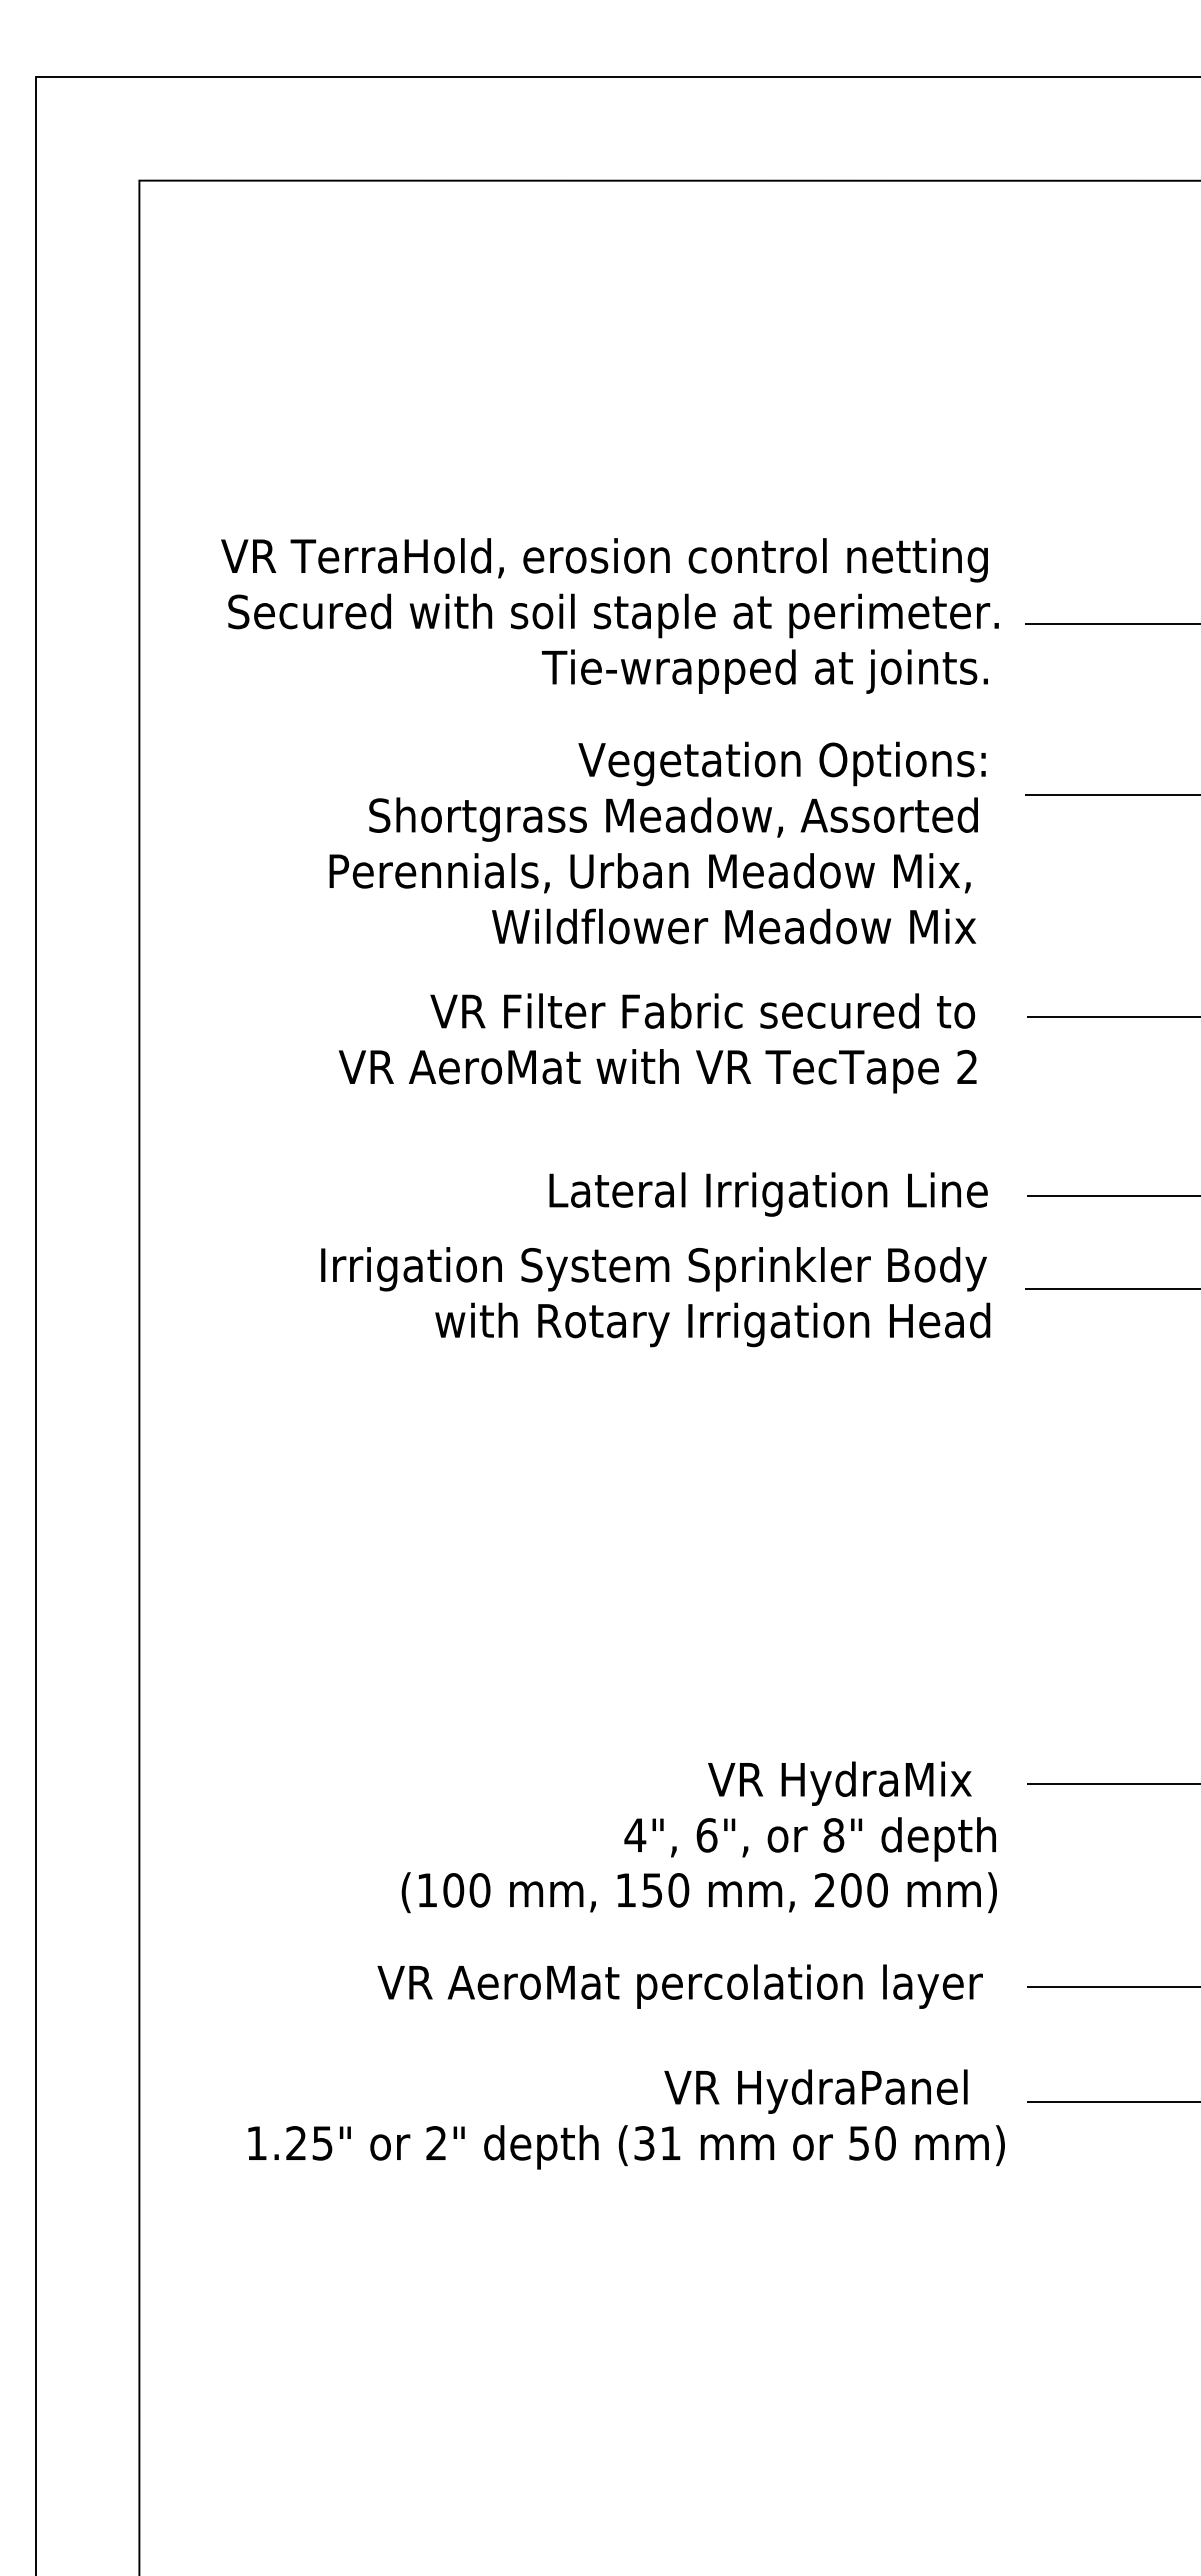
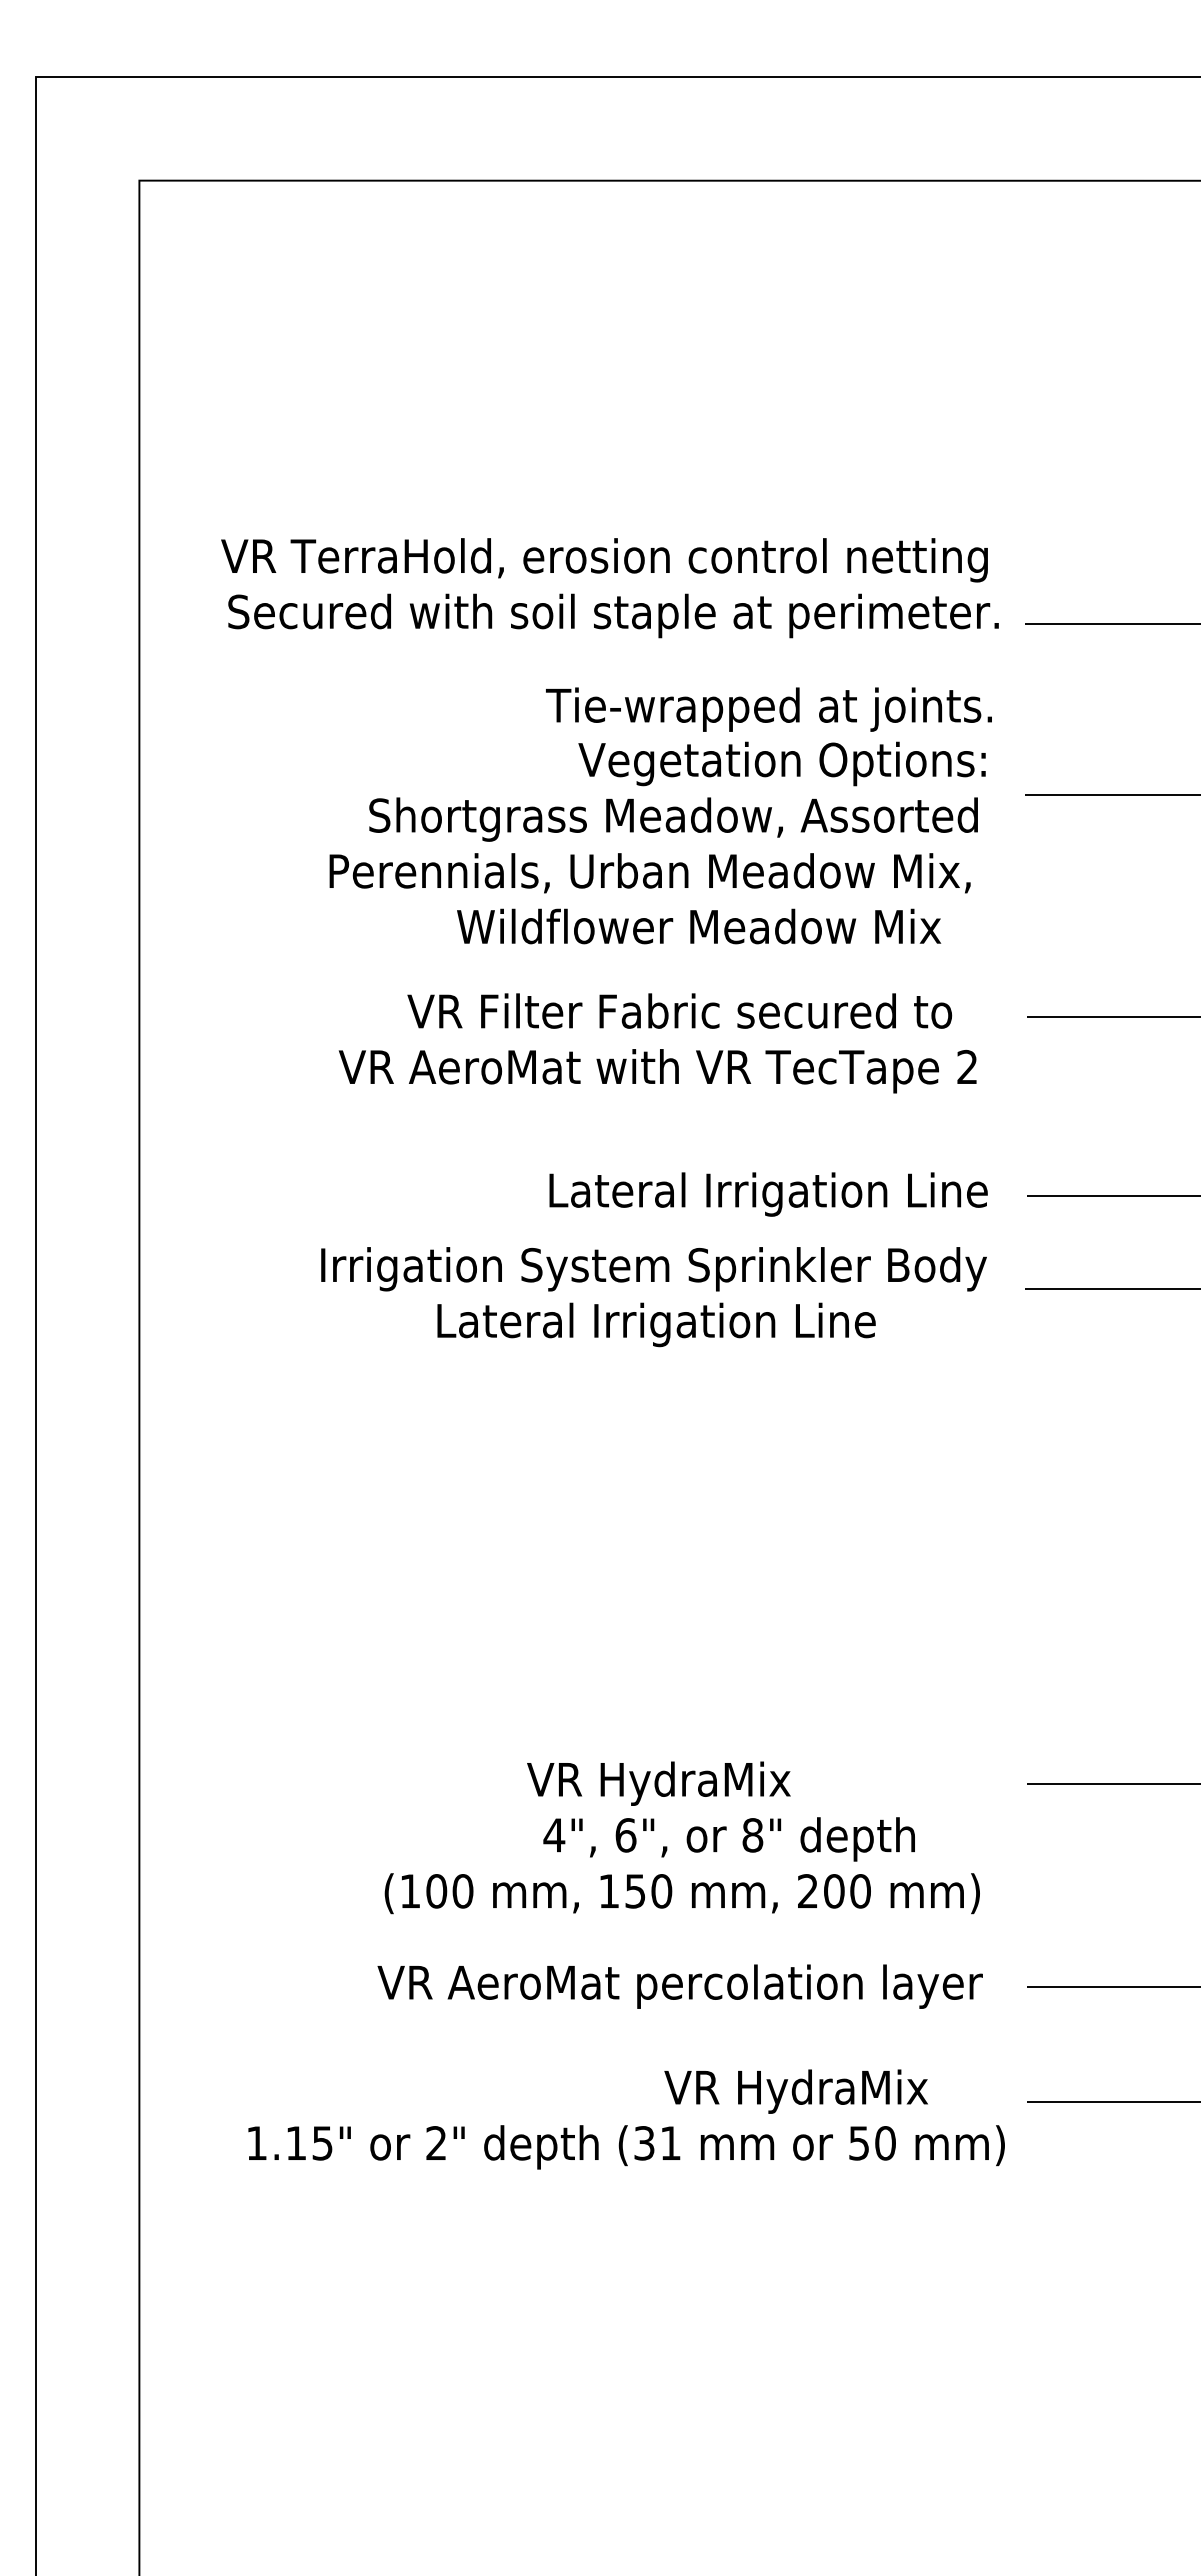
text position: (764, 671) -> (768, 709) (768, 709)
text position: (734, 926) -> (699, 926) (699, 926)
text position: (702, 1010) -> (679, 1010) (679, 1010)
text: with Rotary Irrigation Head -> Lateral Irrigation Line (712, 1324)
text position: (839, 1783) -> (658, 1783) (658, 1783)
text position: (809, 1839) -> (728, 1839) (728, 1839)
text position: (698, 1892) -> (681, 1893) (681, 1893)
text: VR HydraPanel -> VR HydraMix (916, 2086)
text: 1.25" -> 1.15" (295, 2142)
